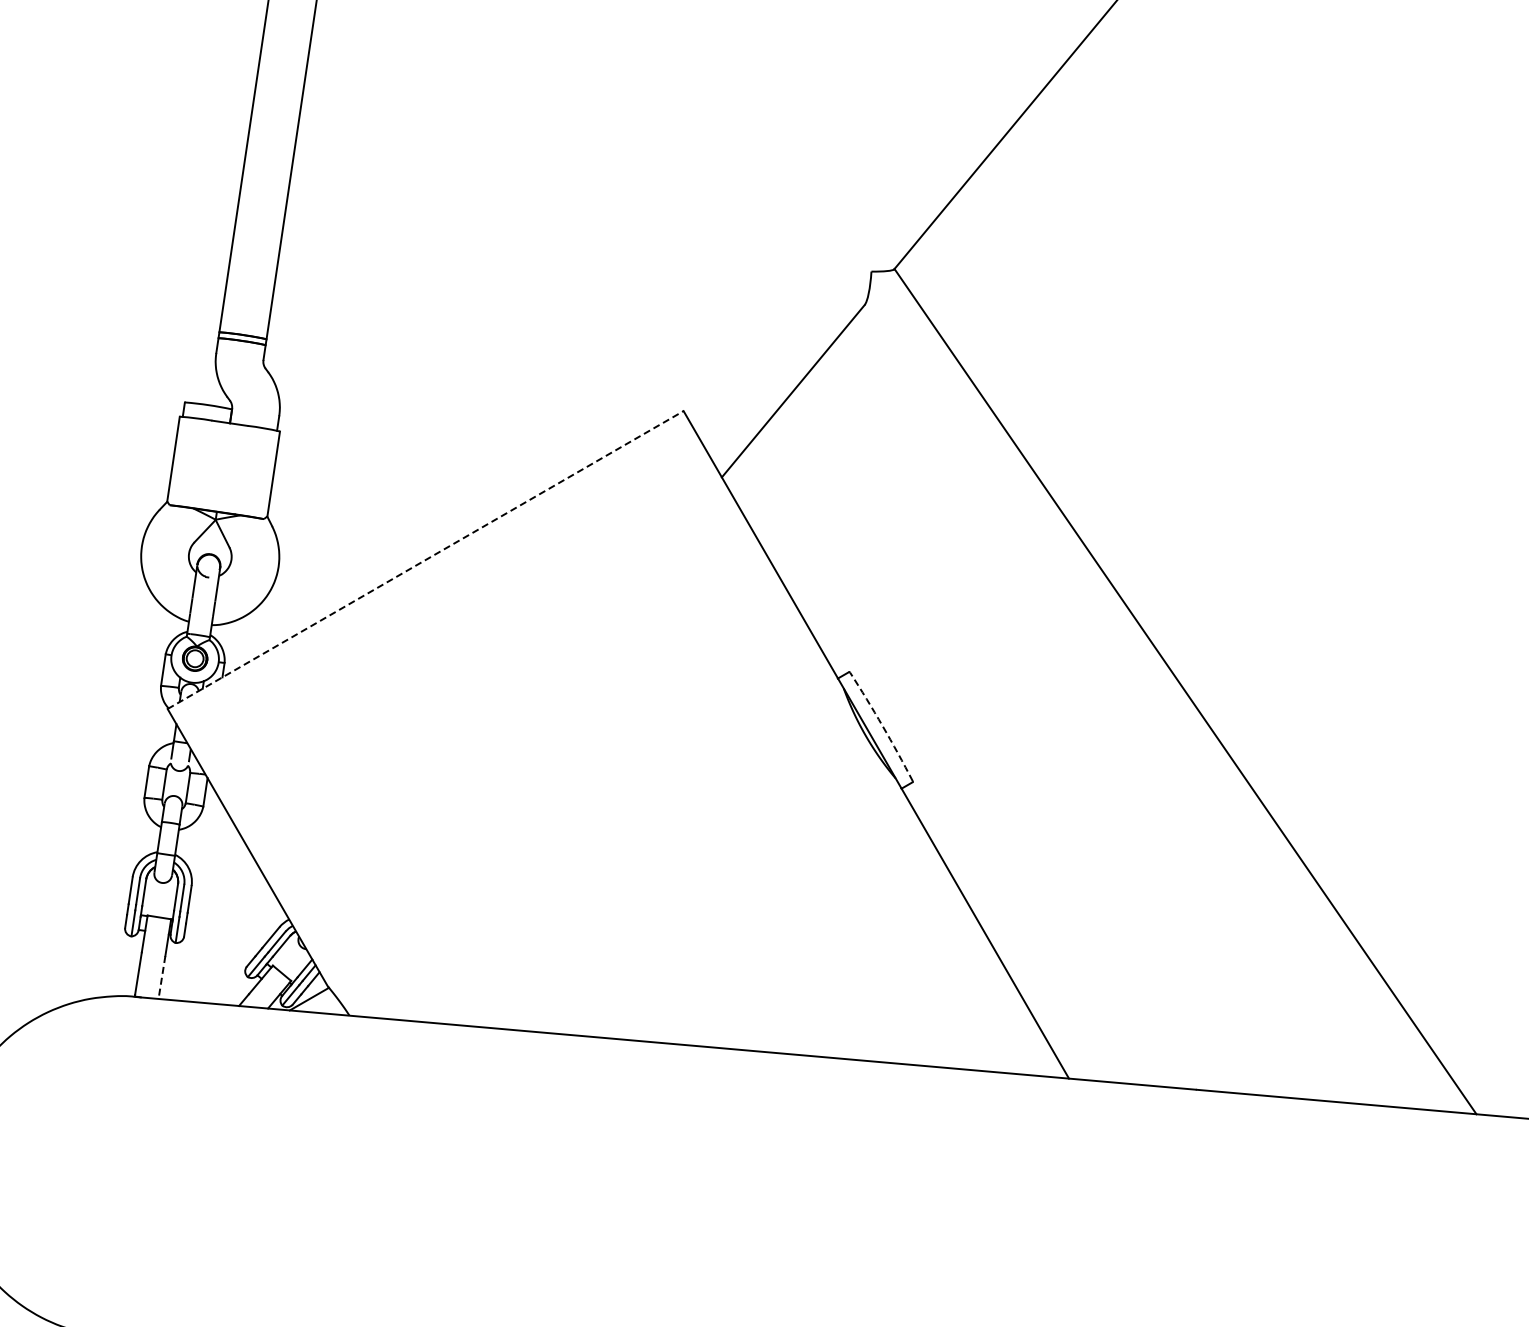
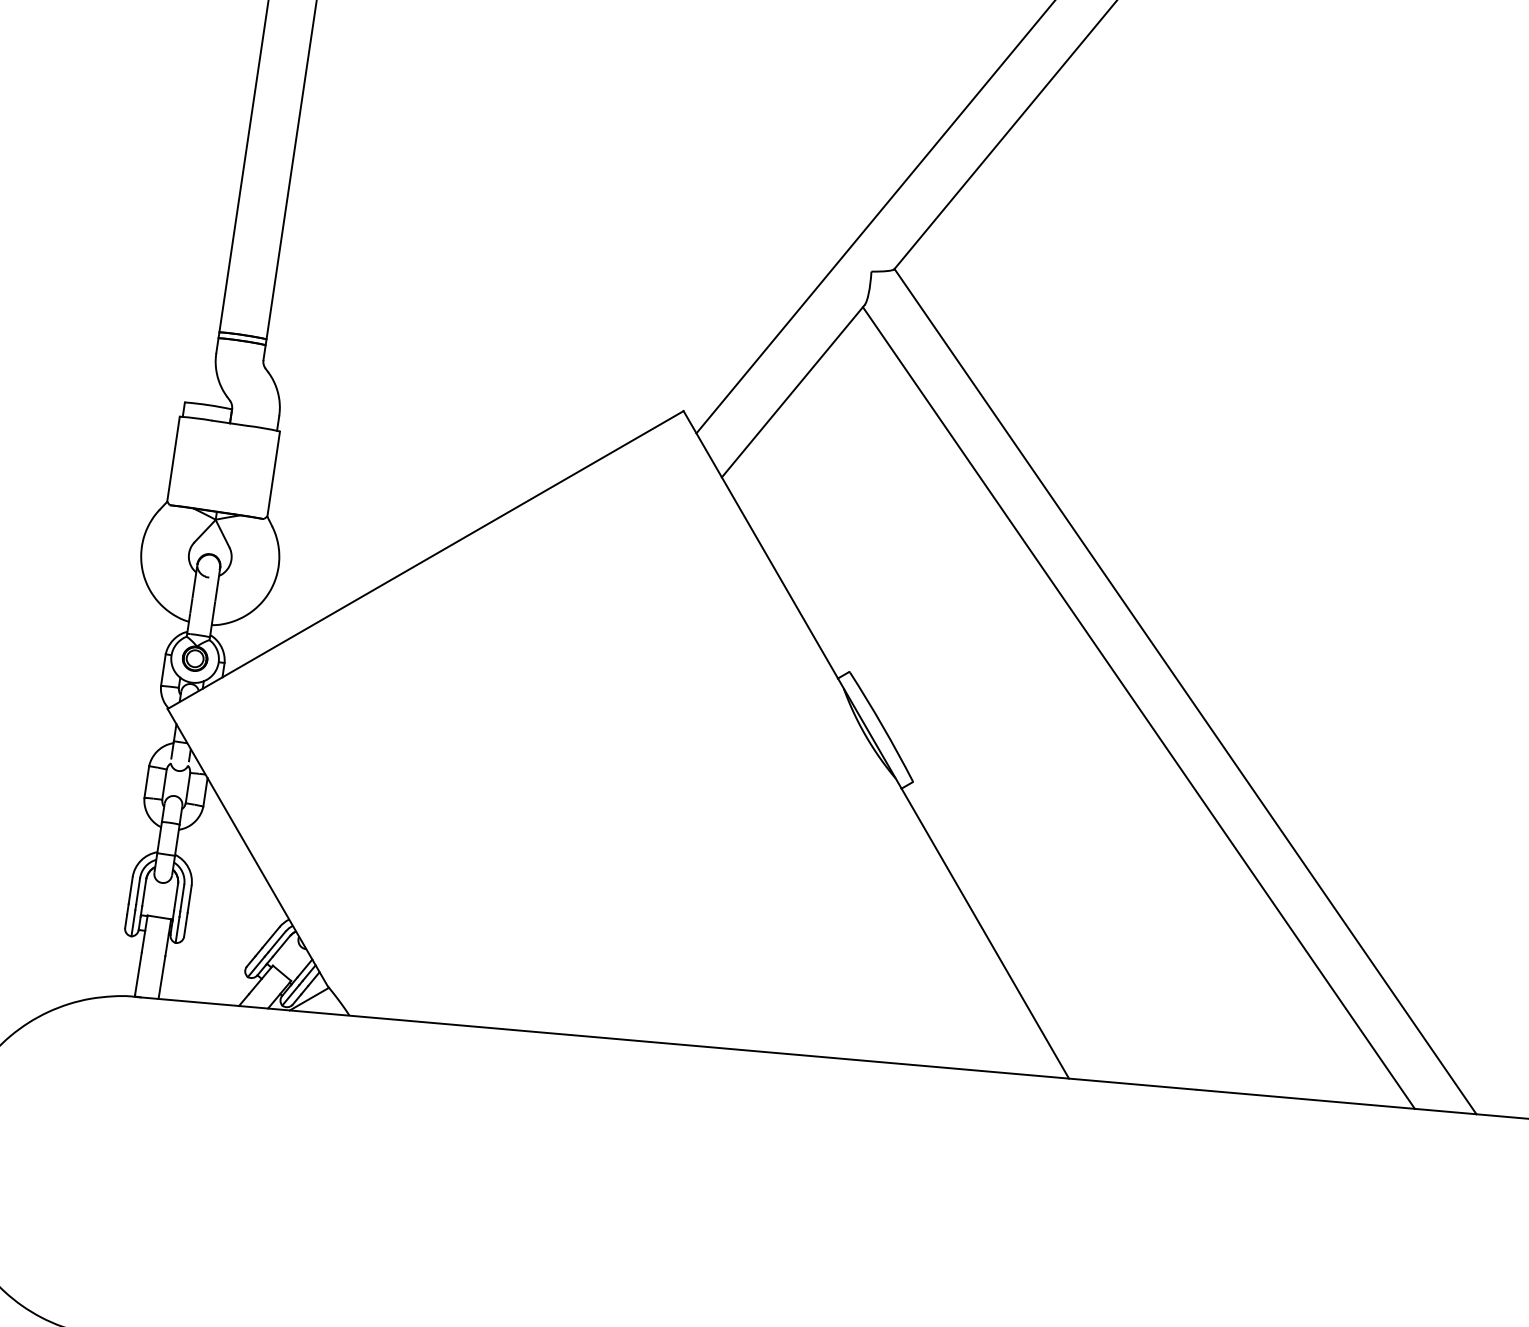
line: none -> present (874, 217)
line: dashed -> solid (425, 560)
line: none -> present (1138, 707)
arc: dashed -> solid (882, 726)
line: dashed -> solid (161, 977)
